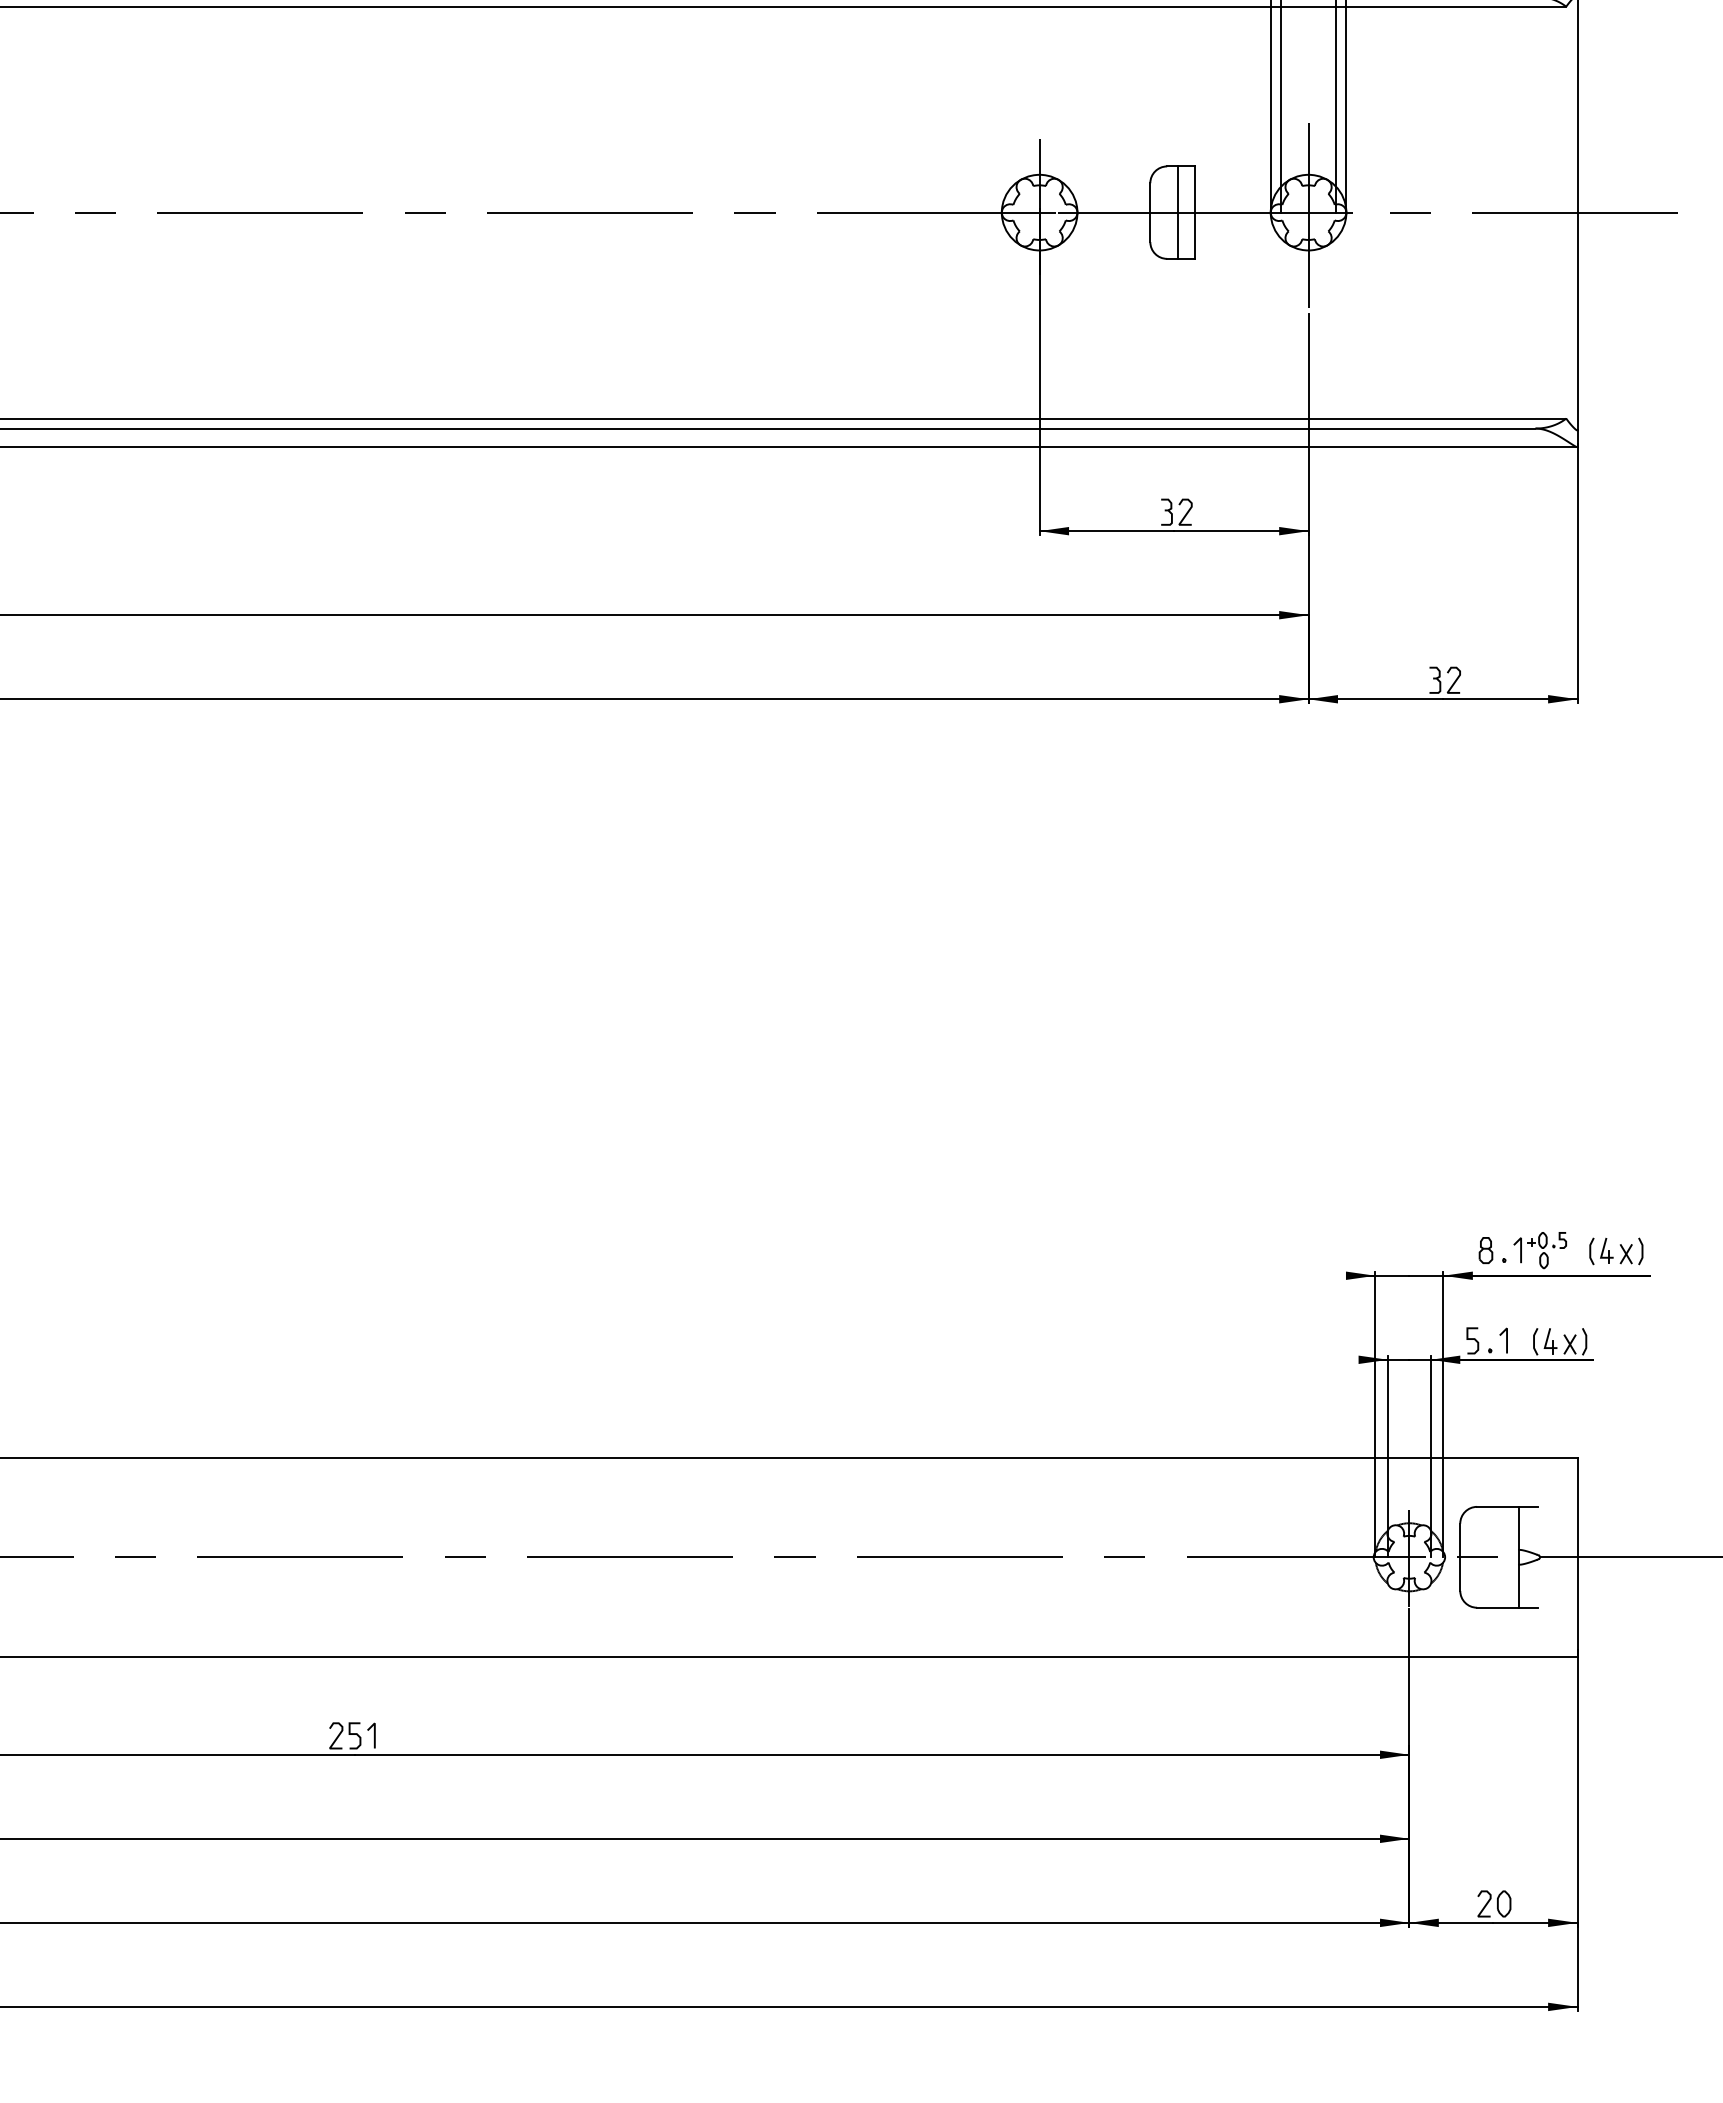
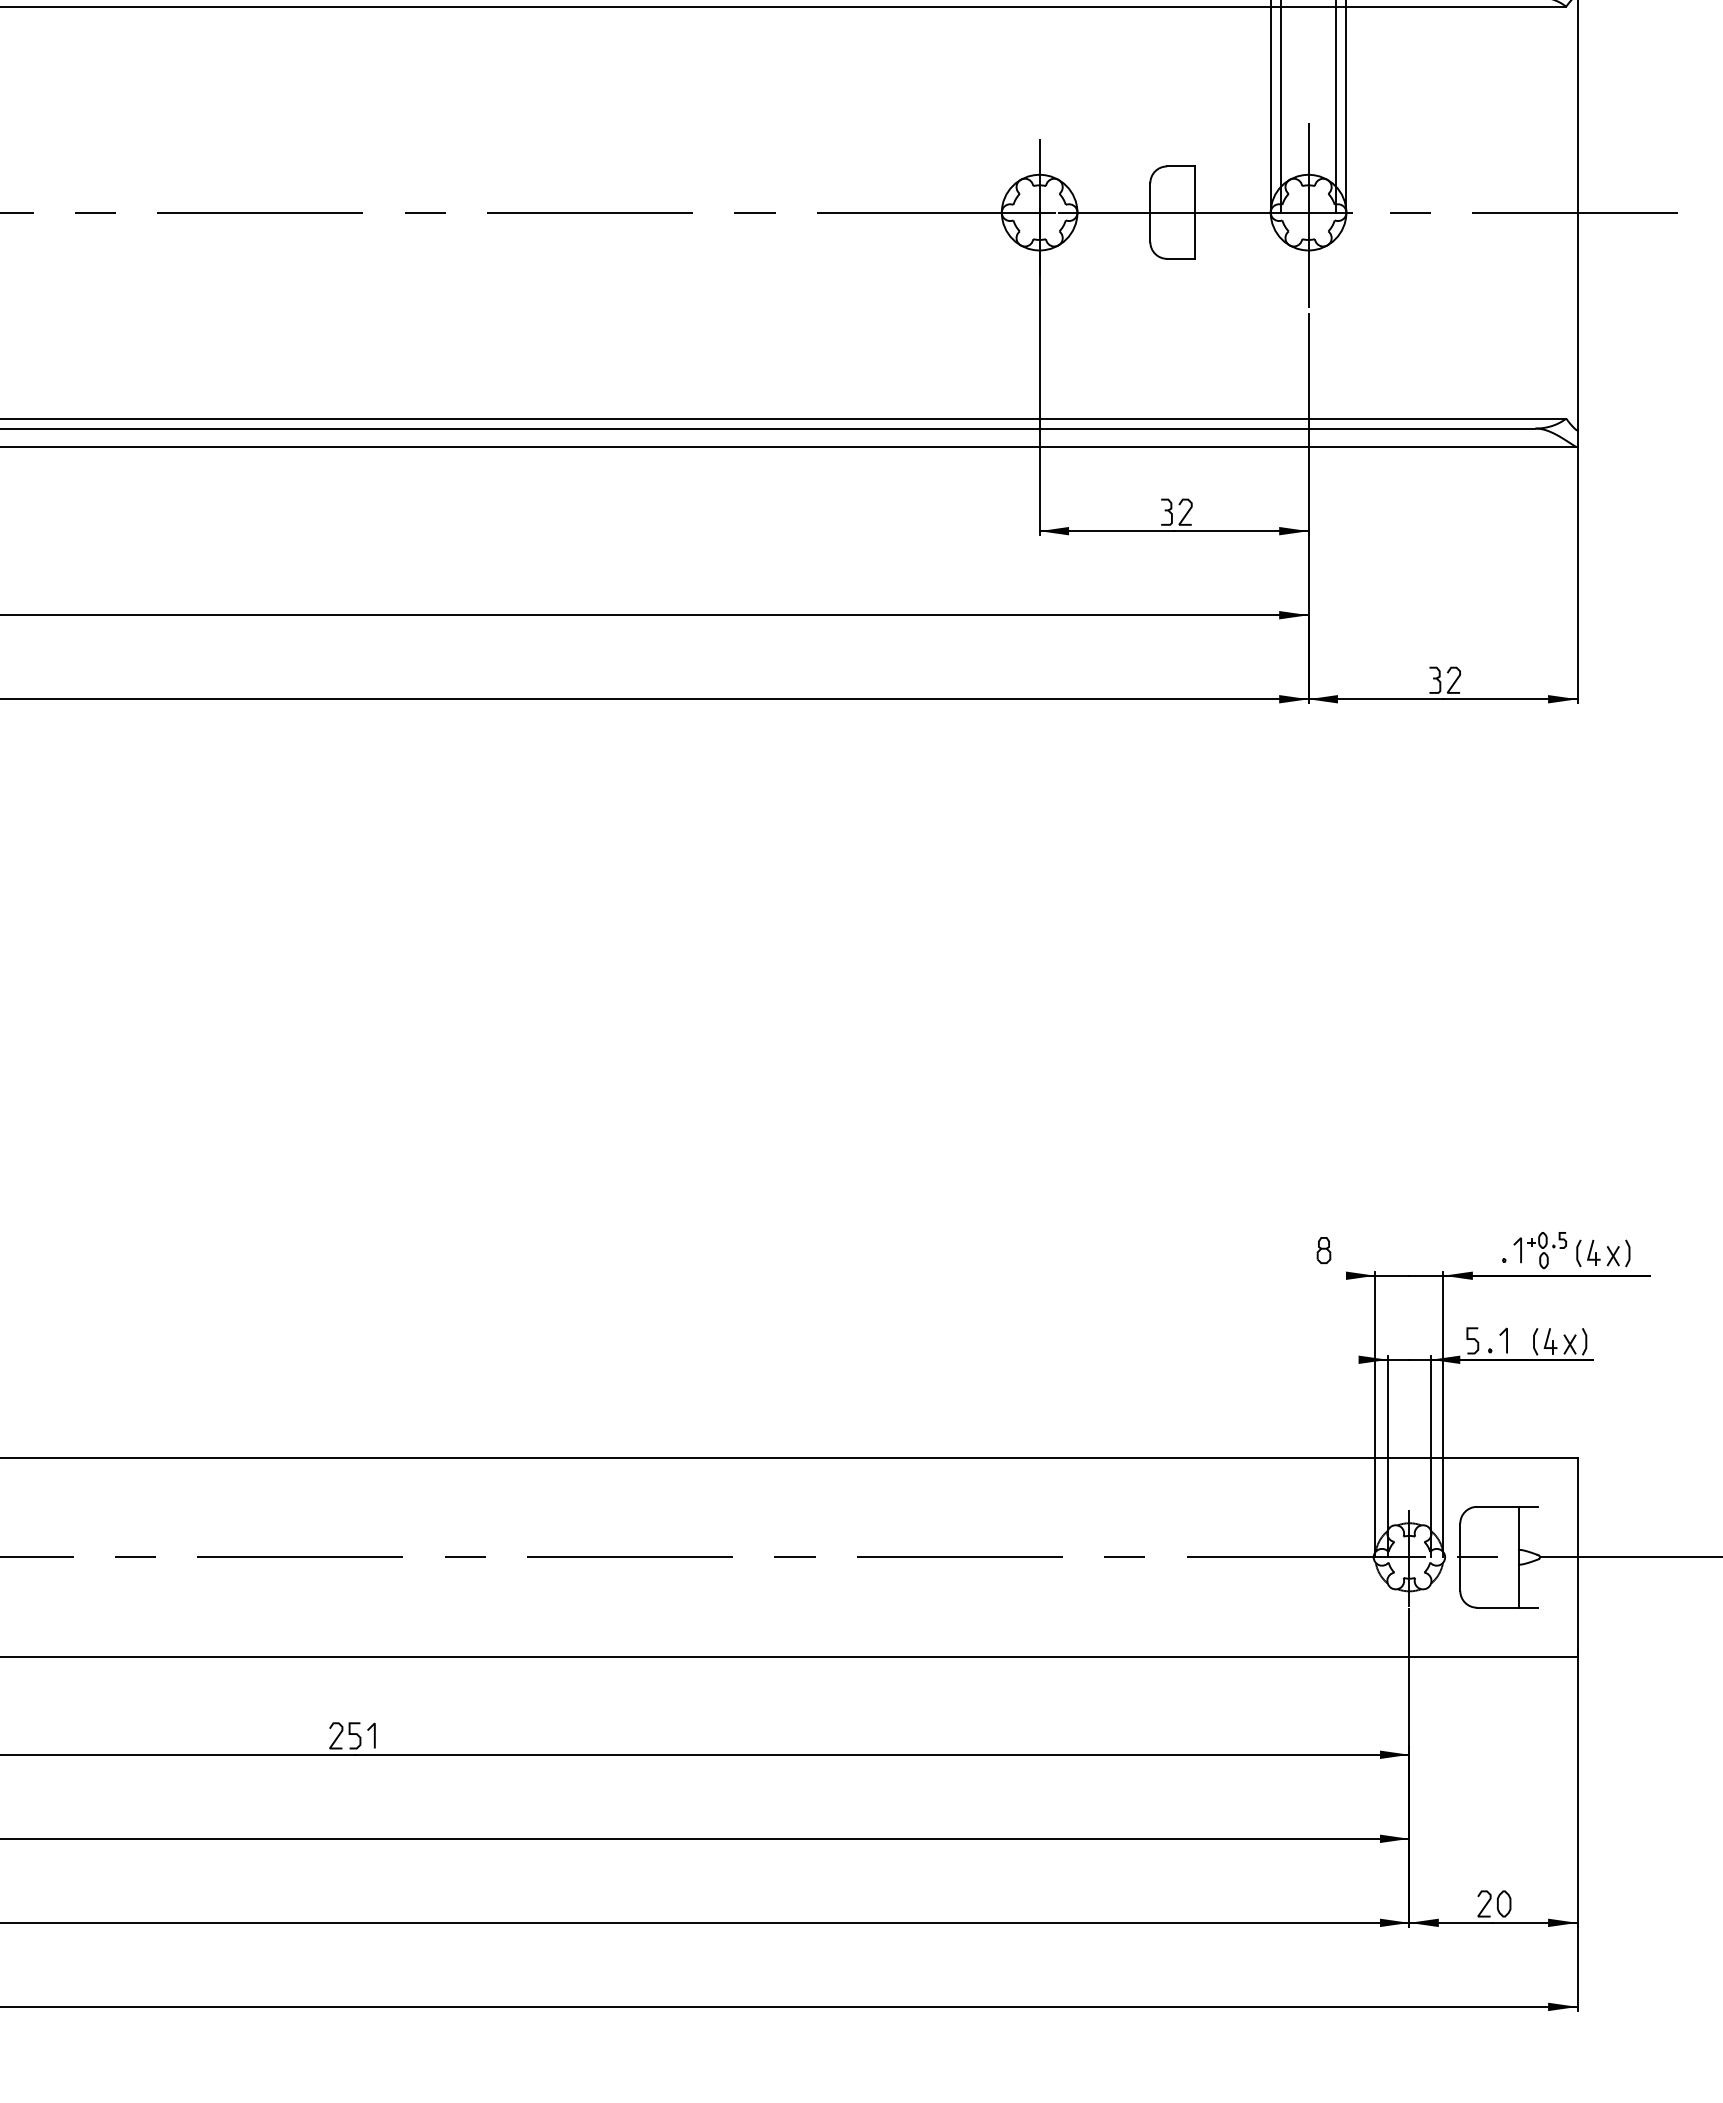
line: present -> none (1178, 212)
part position: (1485, 1250) -> (1323, 1250) (1323, 1250)
part position: (1616, 1251) -> (1603, 1253) (1603, 1253)
